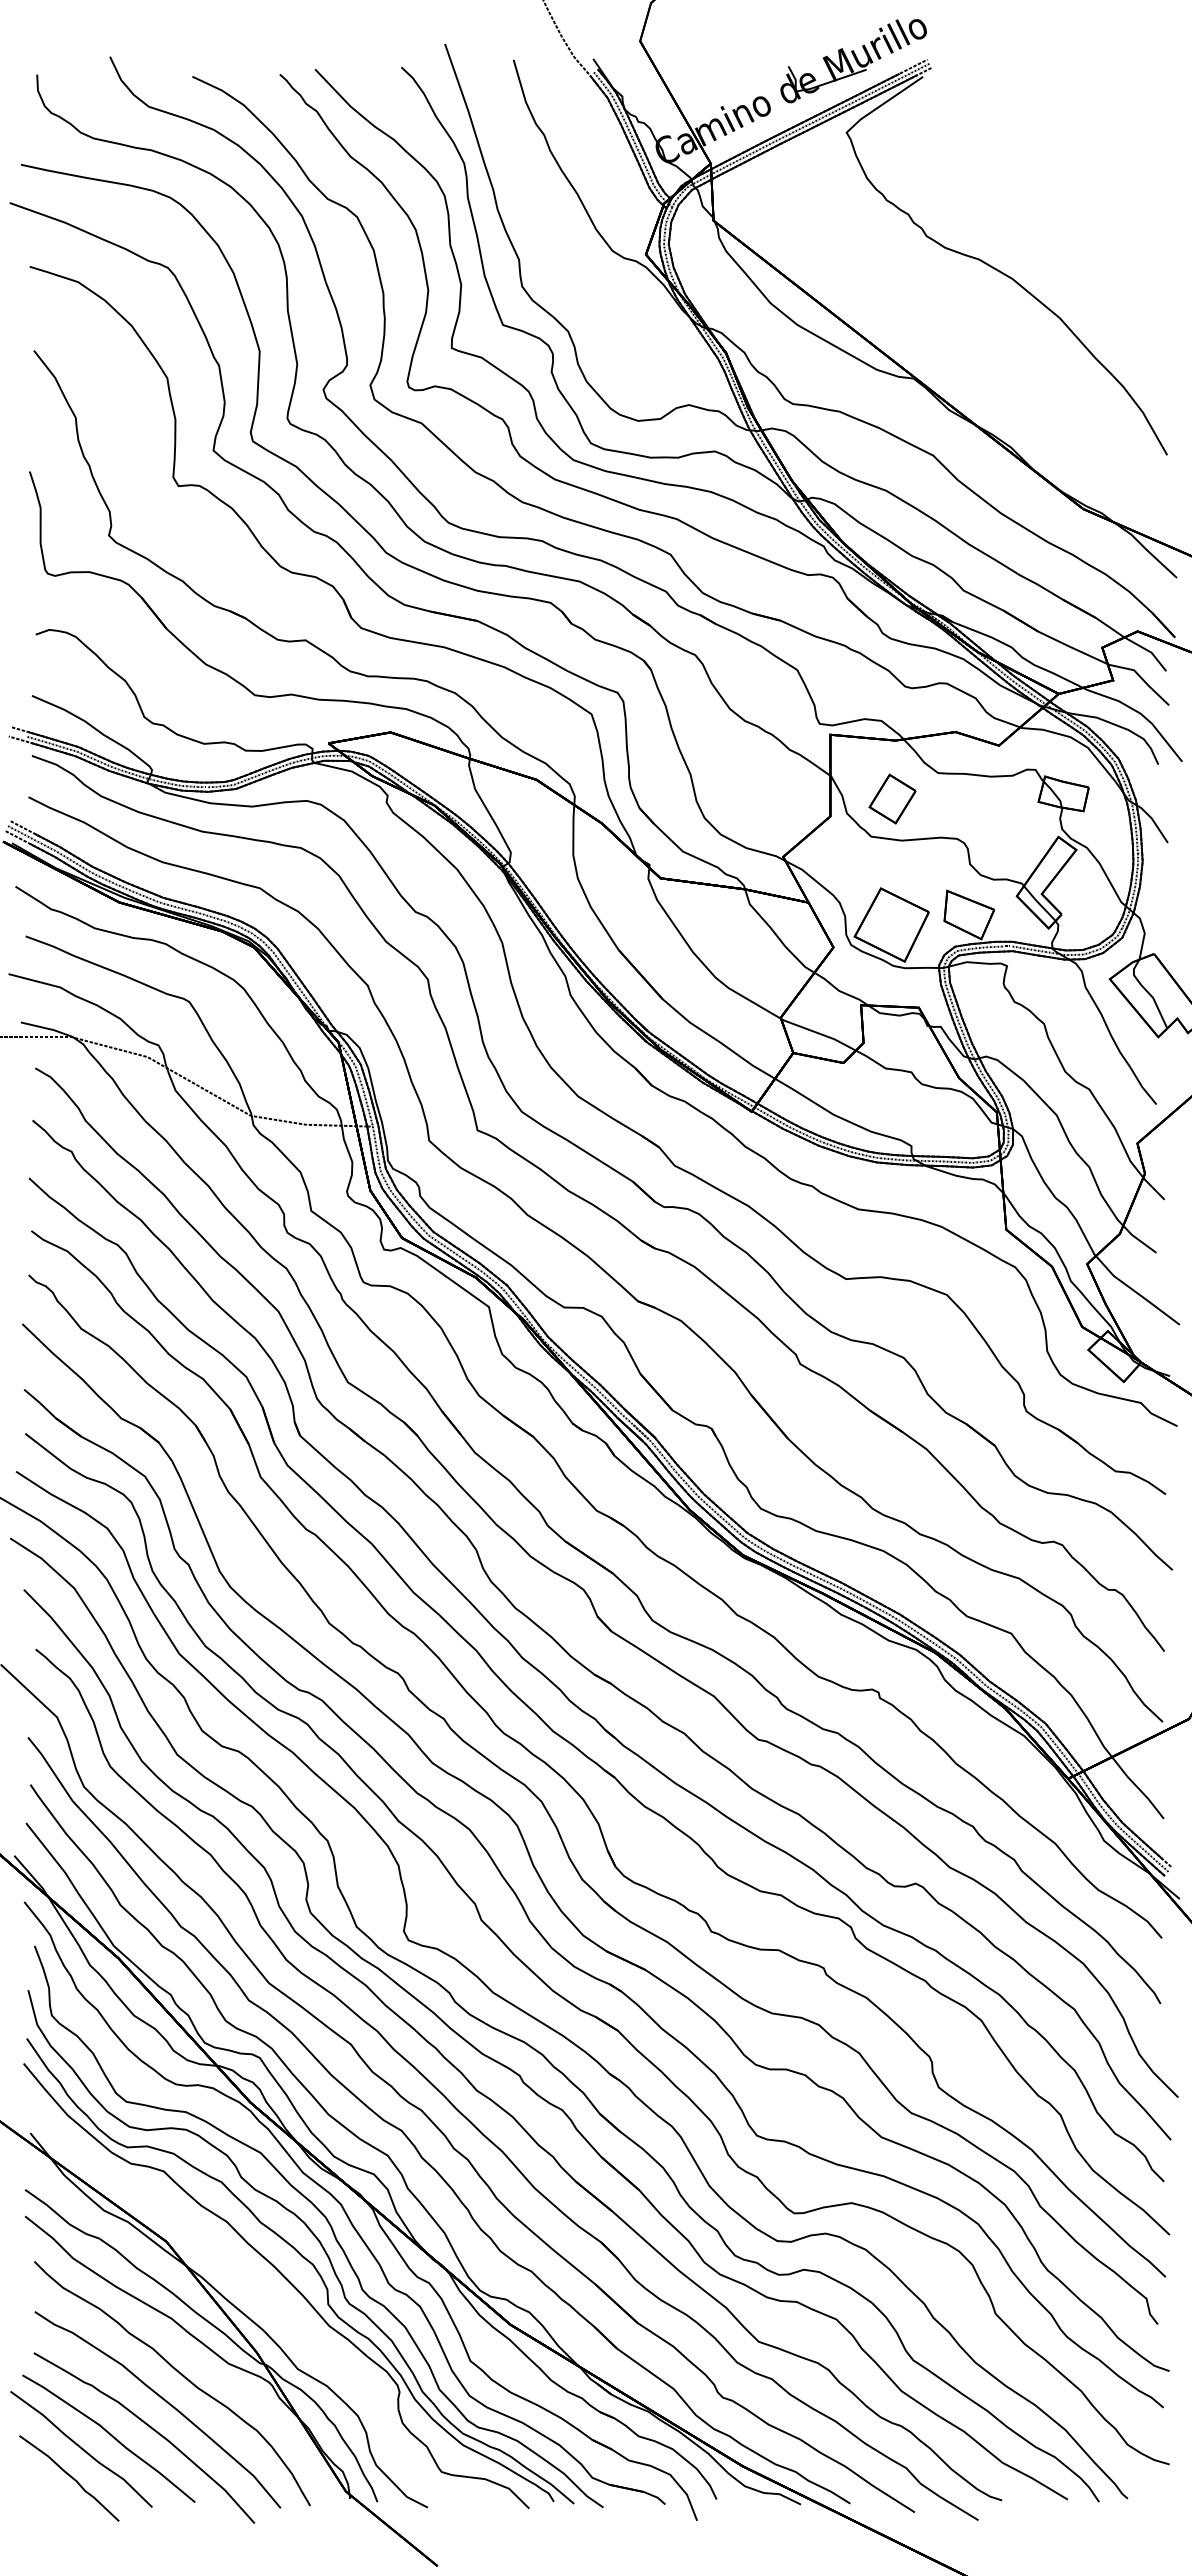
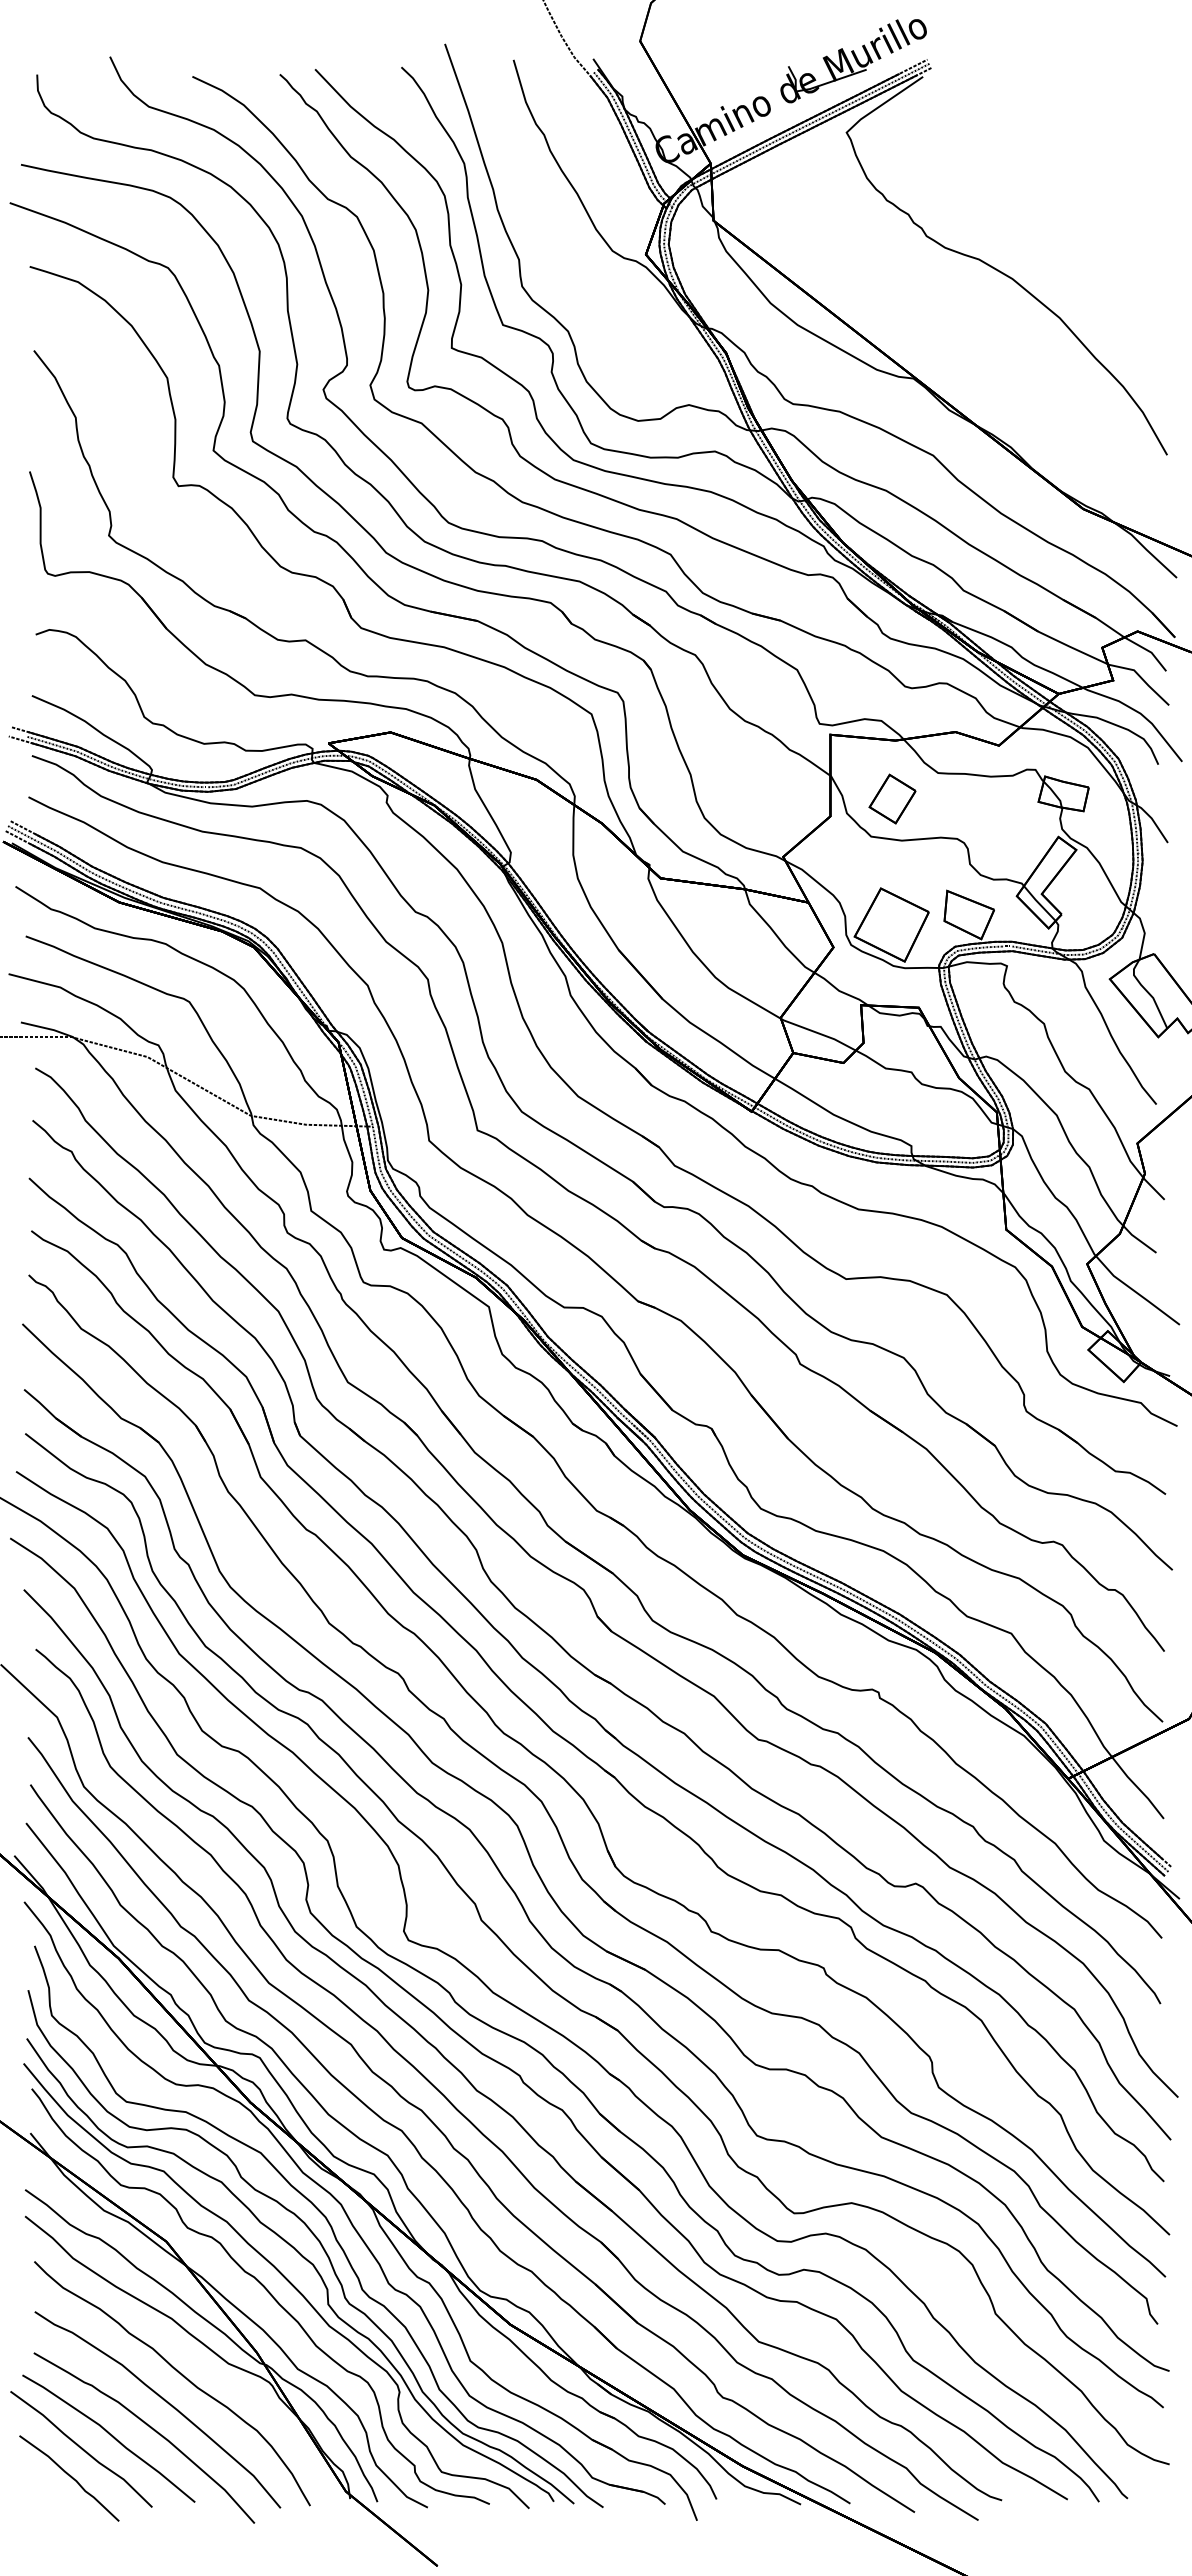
part: none -> present (267, 2292)
